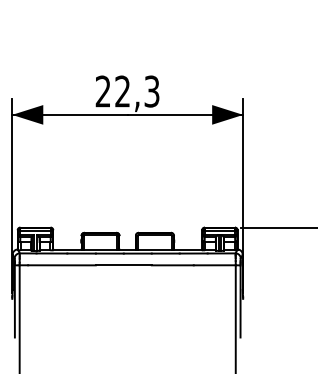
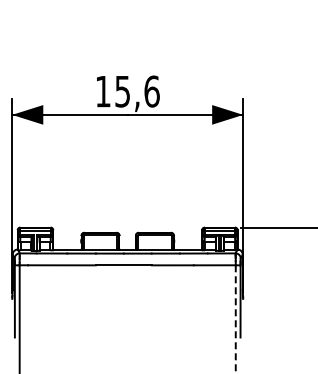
text: 22,3 -> 15,6 (127, 91)
line: solid -> dashed (235, 319)
